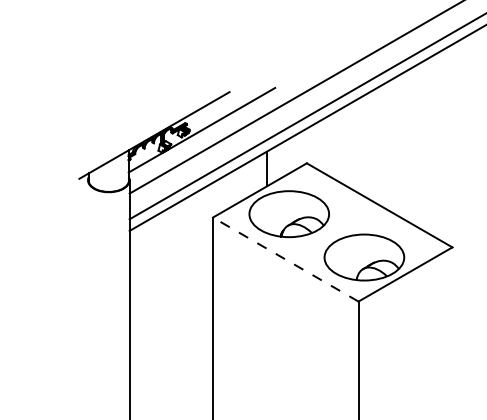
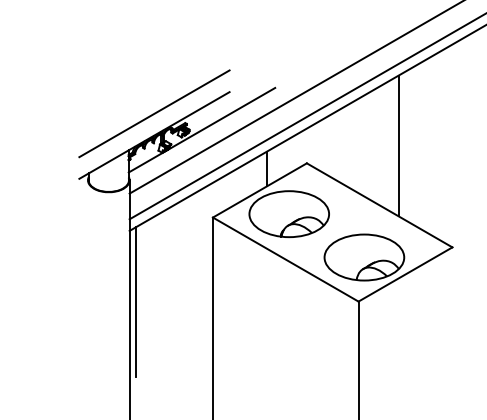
line: none -> present (154, 113)
line: none -> present (398, 145)
line: dashed -> solid (285, 259)
line: none -> present (135, 302)
